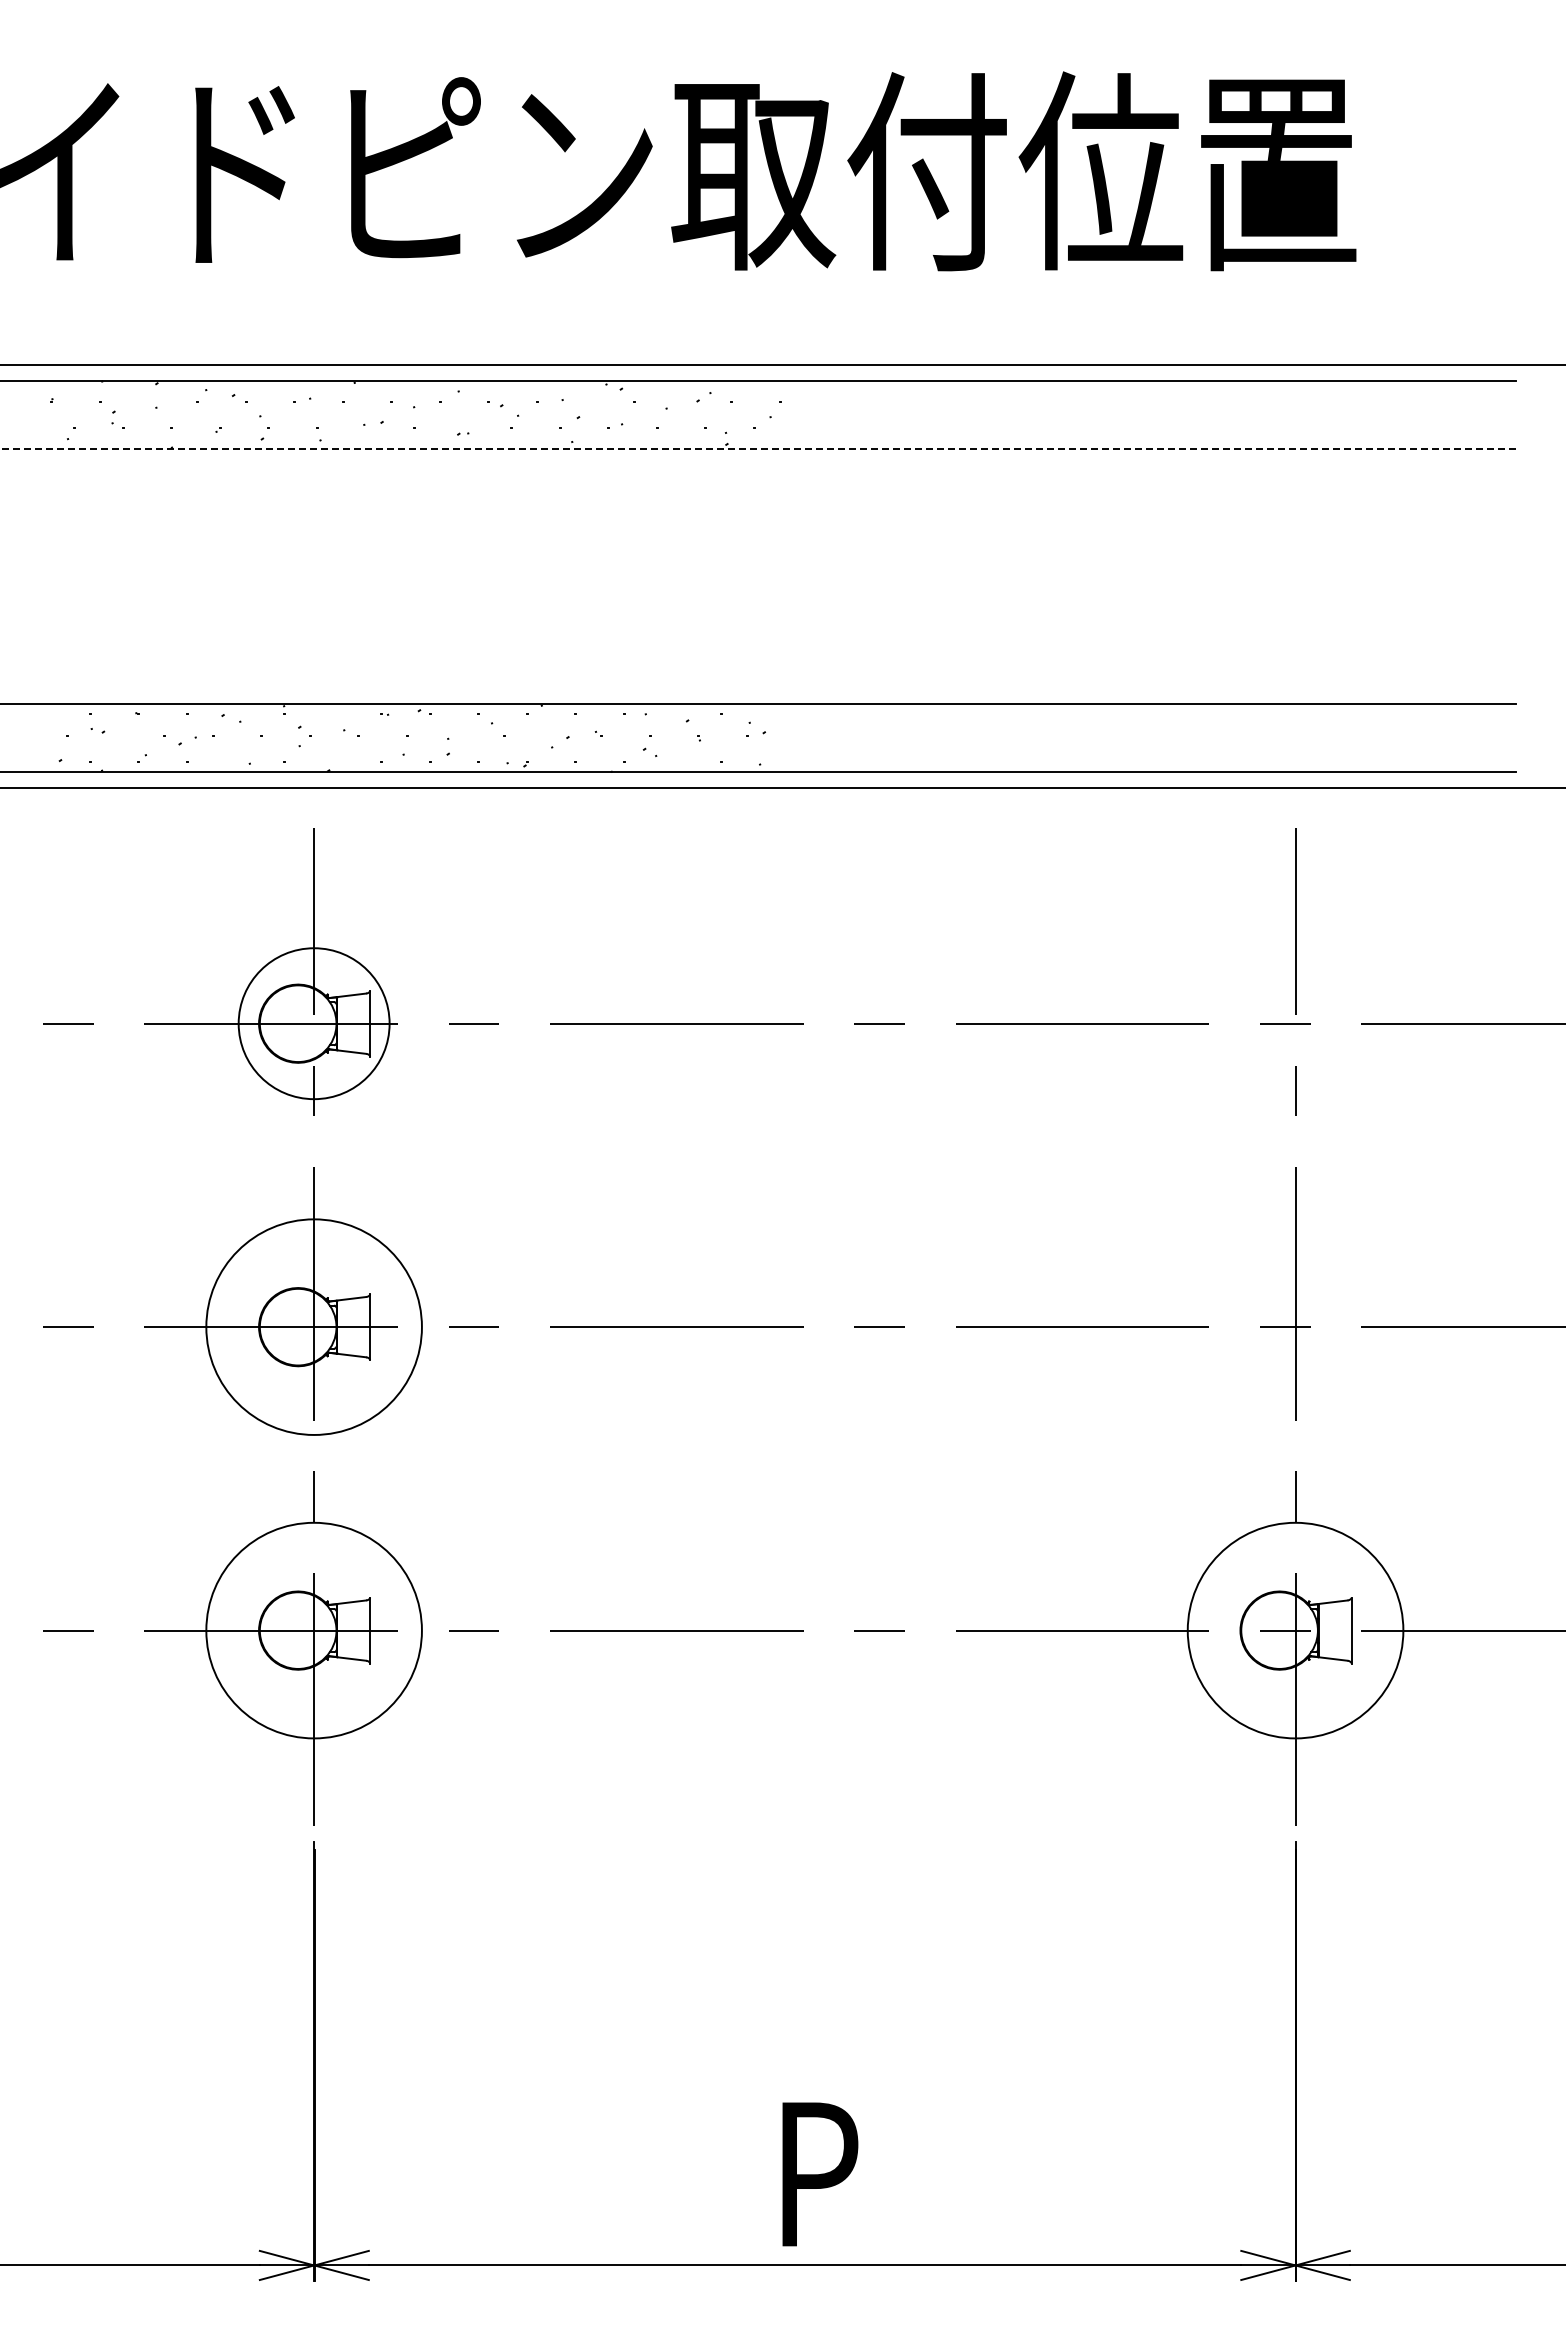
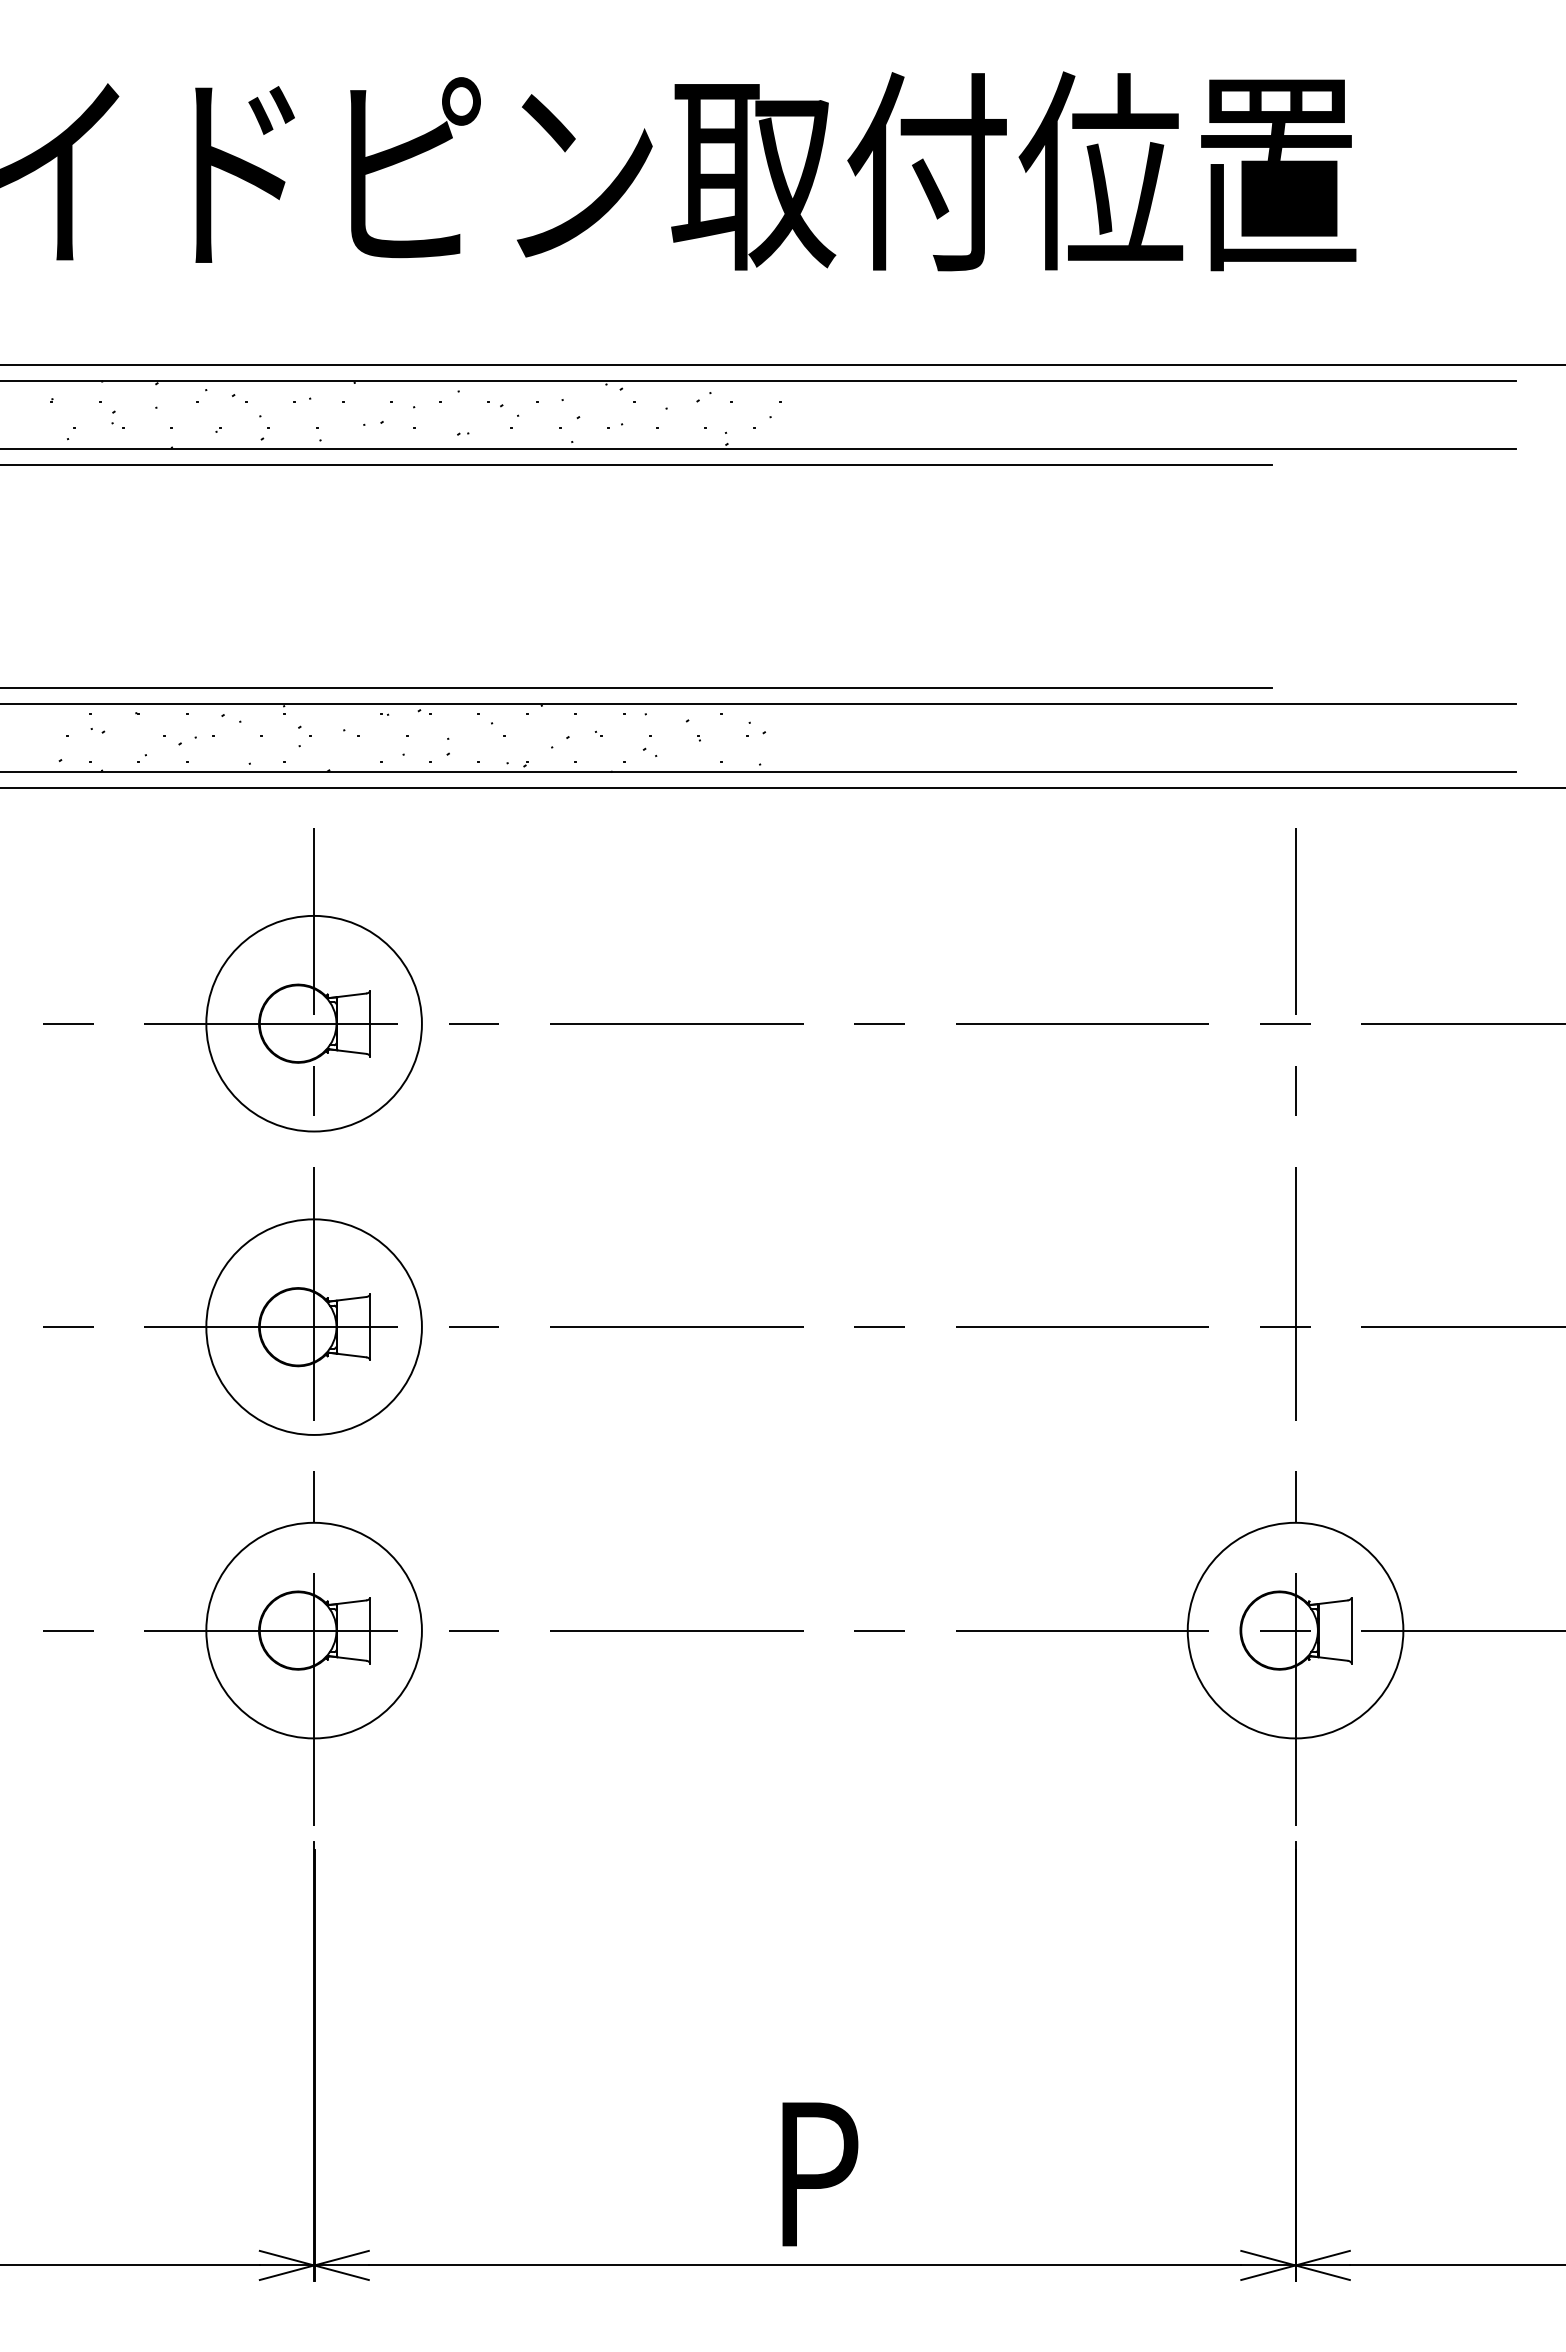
line: dashed -> solid (758, 448)
line: none -> present (637, 464)
line: none -> present (637, 688)
circle diameter: 151 px -> 216 px (313, 1023)
